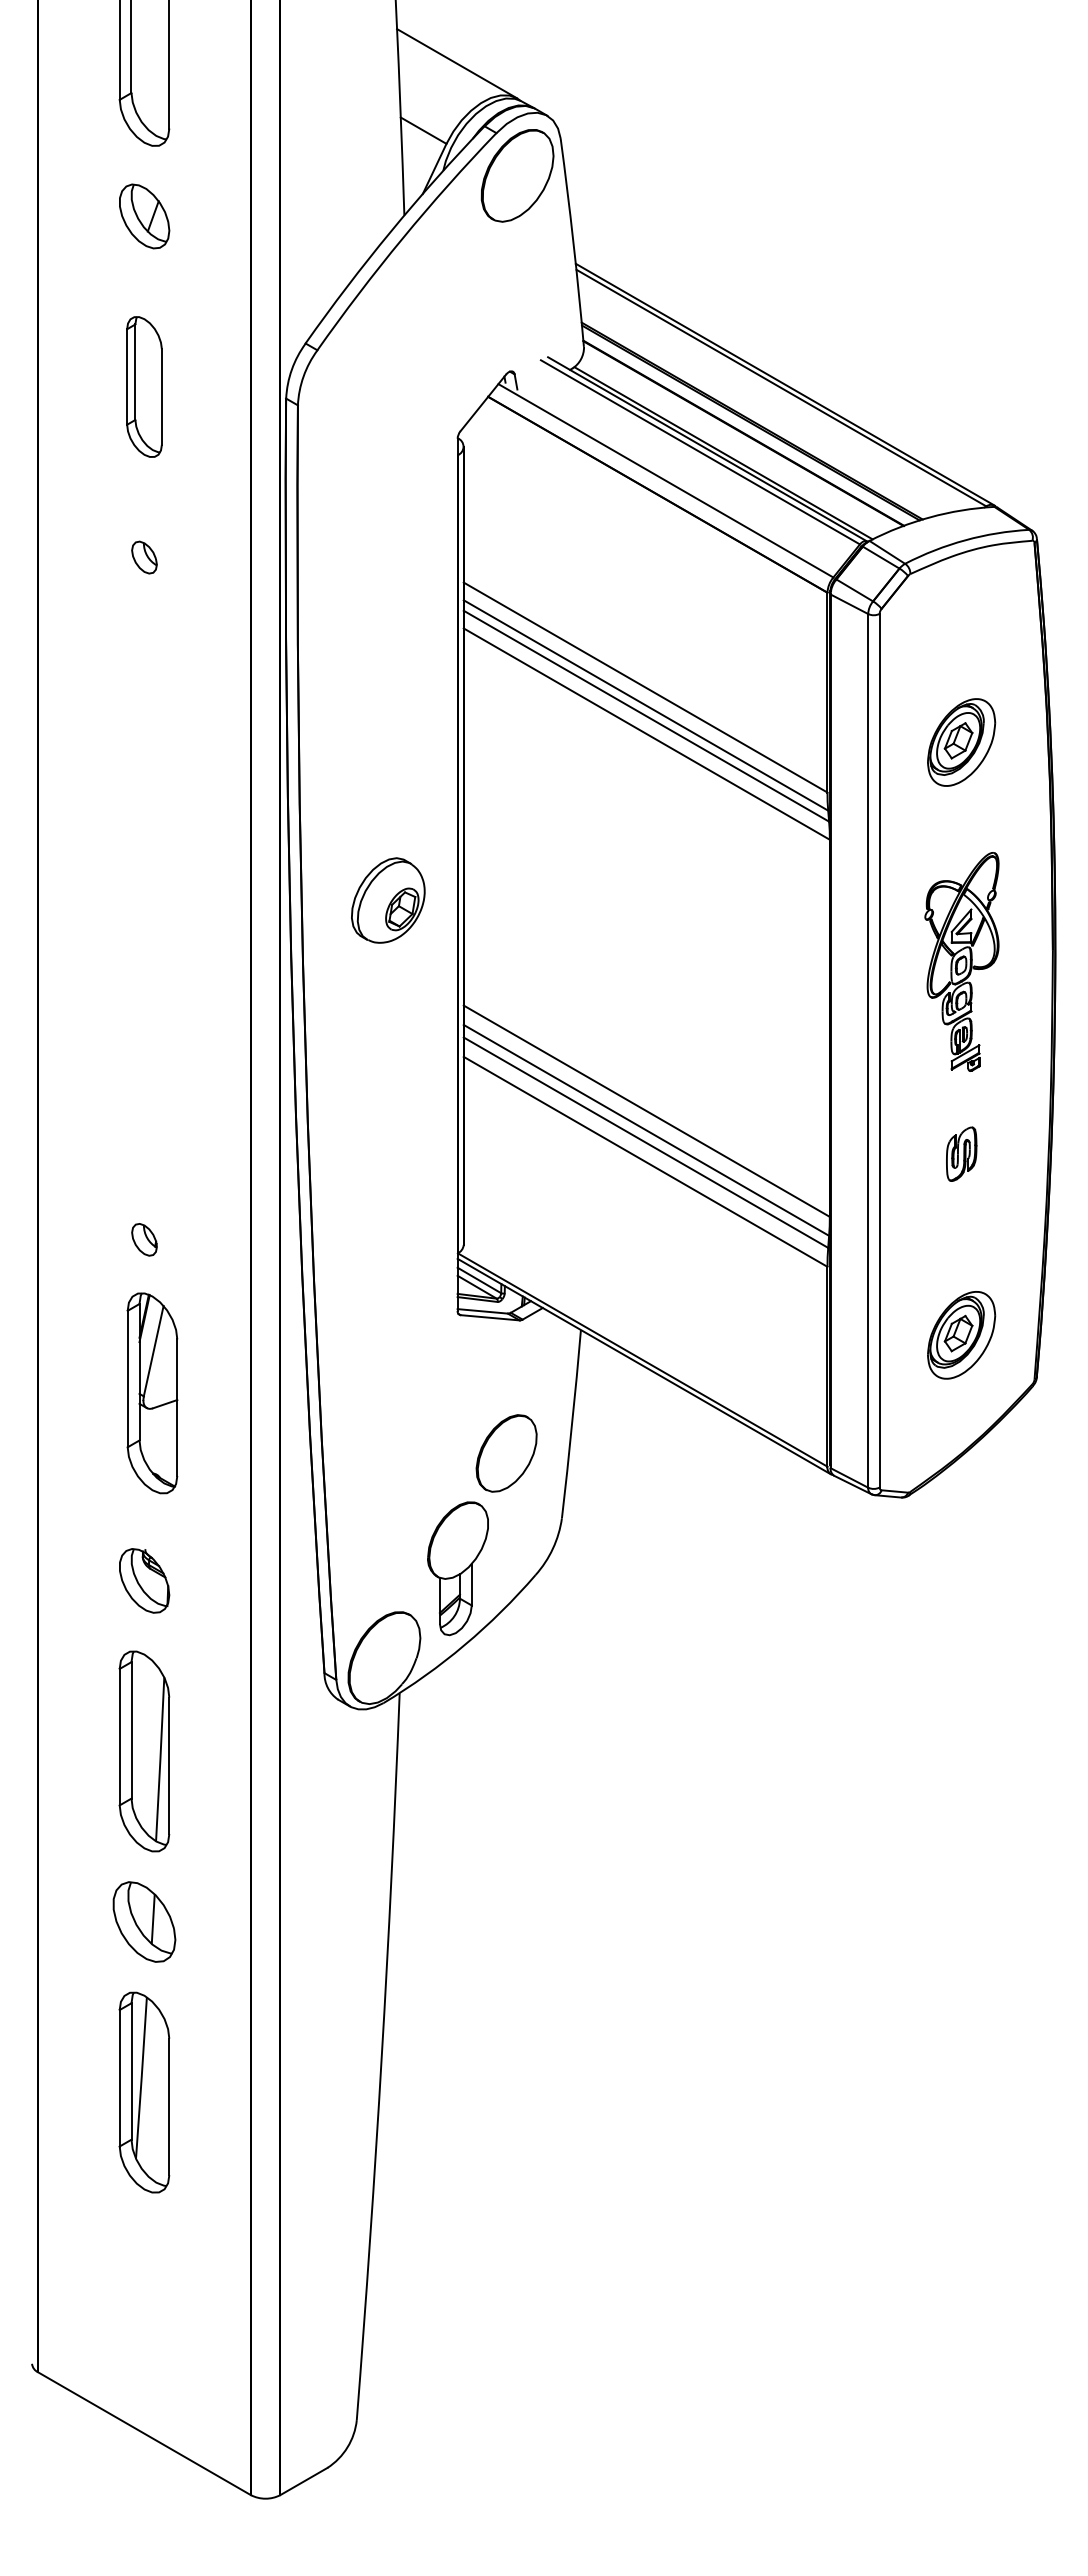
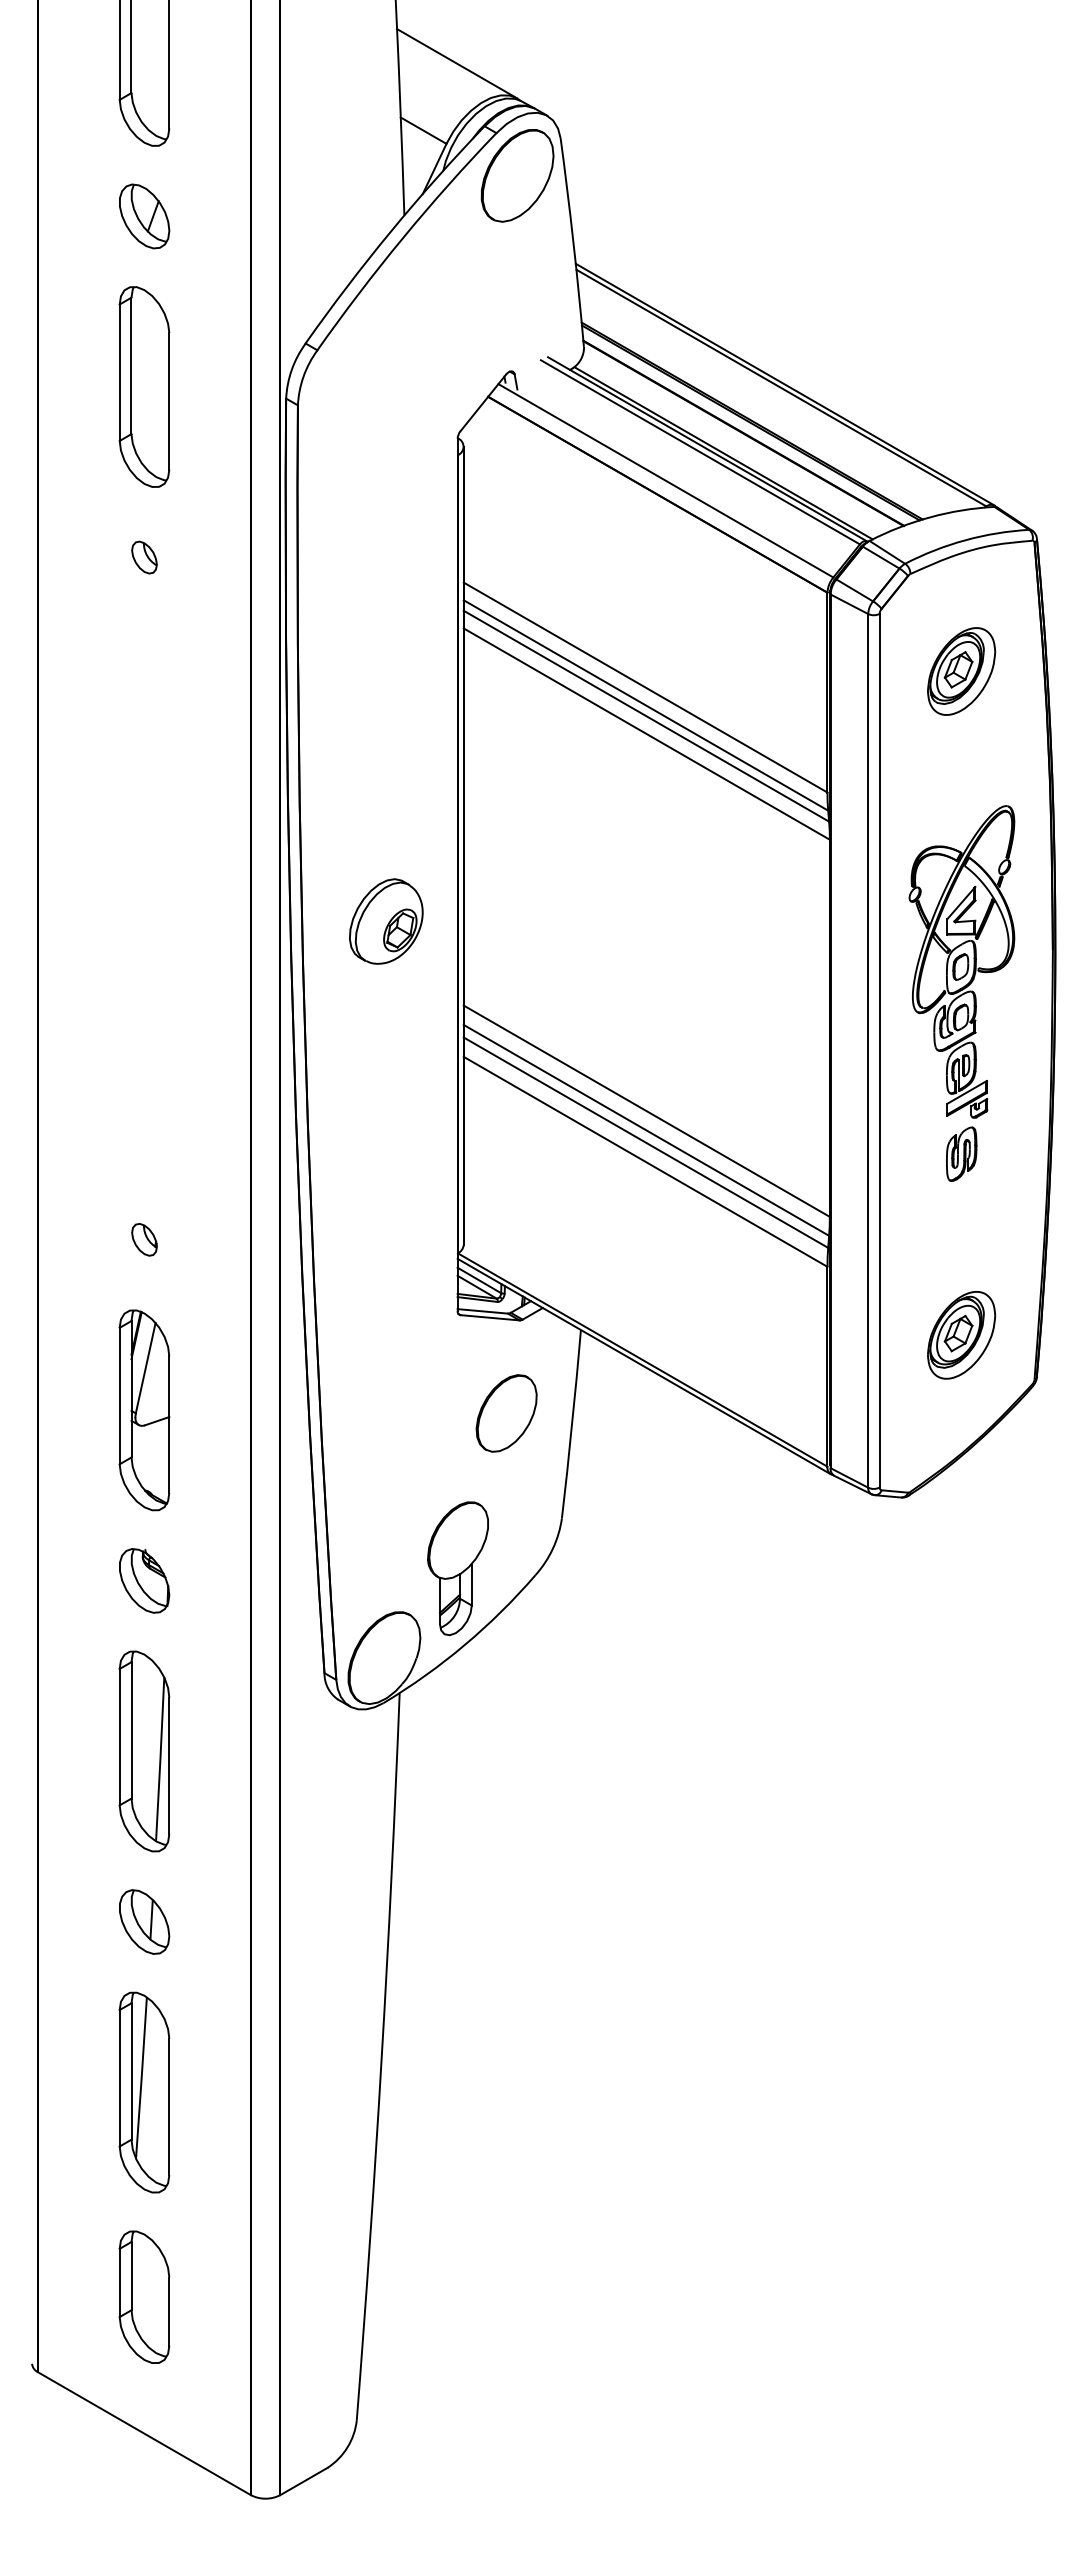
part size: 37x142 px -> 53x202 px (144, 386)
part position: (961, 742) -> (961, 671) (961, 671)
part position: (388, 900) -> (386, 921) (386, 921)
part size: 76x220 px -> 108x314 px (961, 961)
part position: (152, 1393) -> (144, 1410) (144, 1410)
part position: (506, 1453) -> (506, 1413) (506, 1413)
part size: 65x82 px -> 52x66 px (144, 1921)
part: none -> present (144, 2296)
